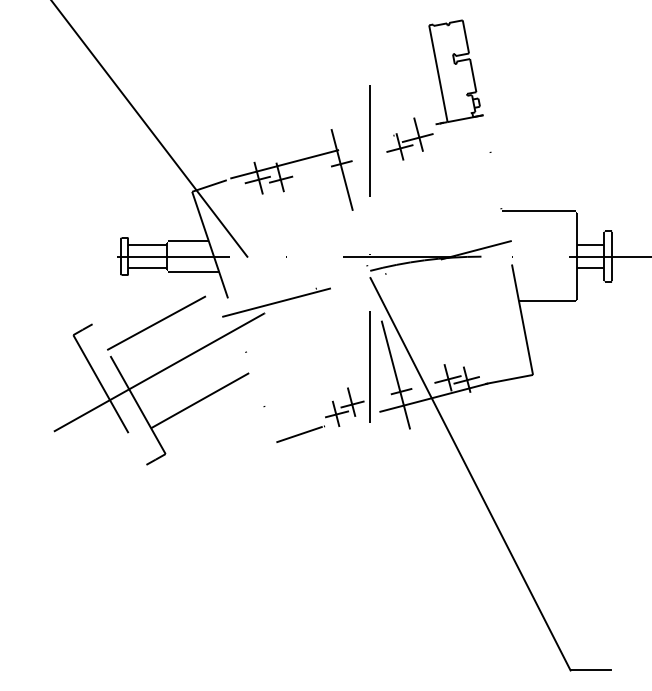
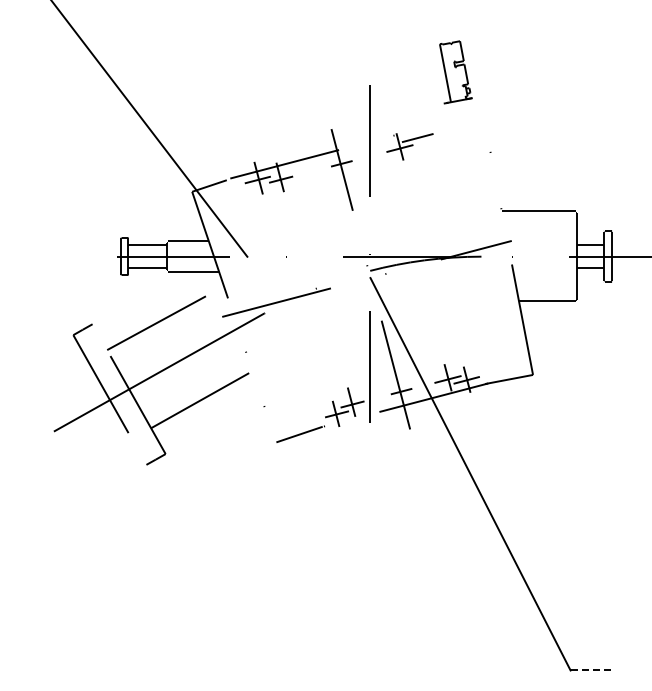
part size: 56x107 px -> 34x65 px (455, 72)
line: present -> none (418, 134)
line: solid -> dashed (590, 670)
